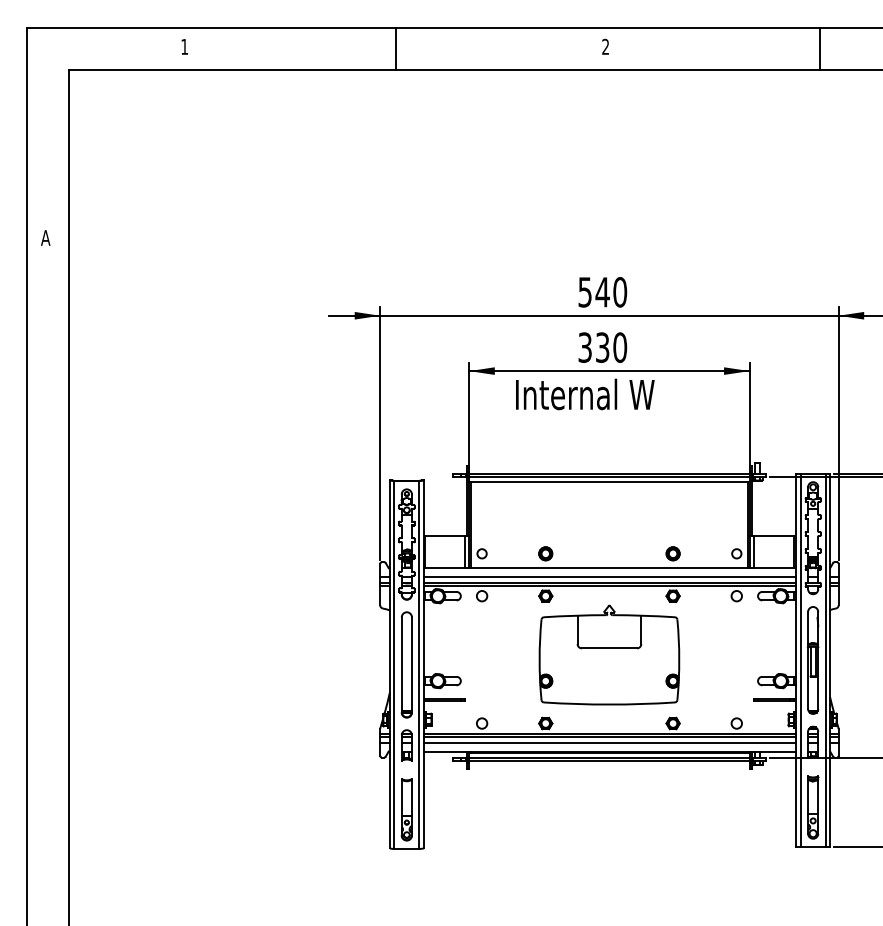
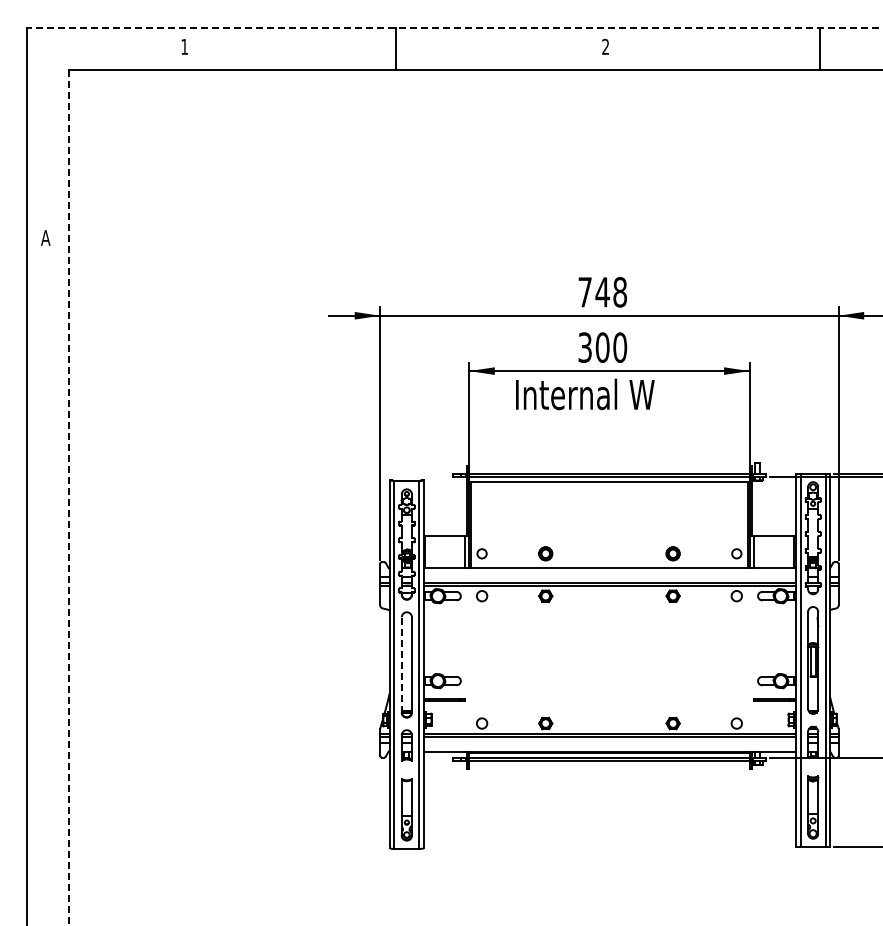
line: solid -> dashed (454, 27)
text: 540 -> 748 (602, 292)
text: 330 -> 300 (602, 347)
line: solid -> dashed (69, 498)
line: present -> none (609, 576)
part: present -> none (609, 654)
line: solid -> dashed (401, 664)
line: present -> none (609, 742)
